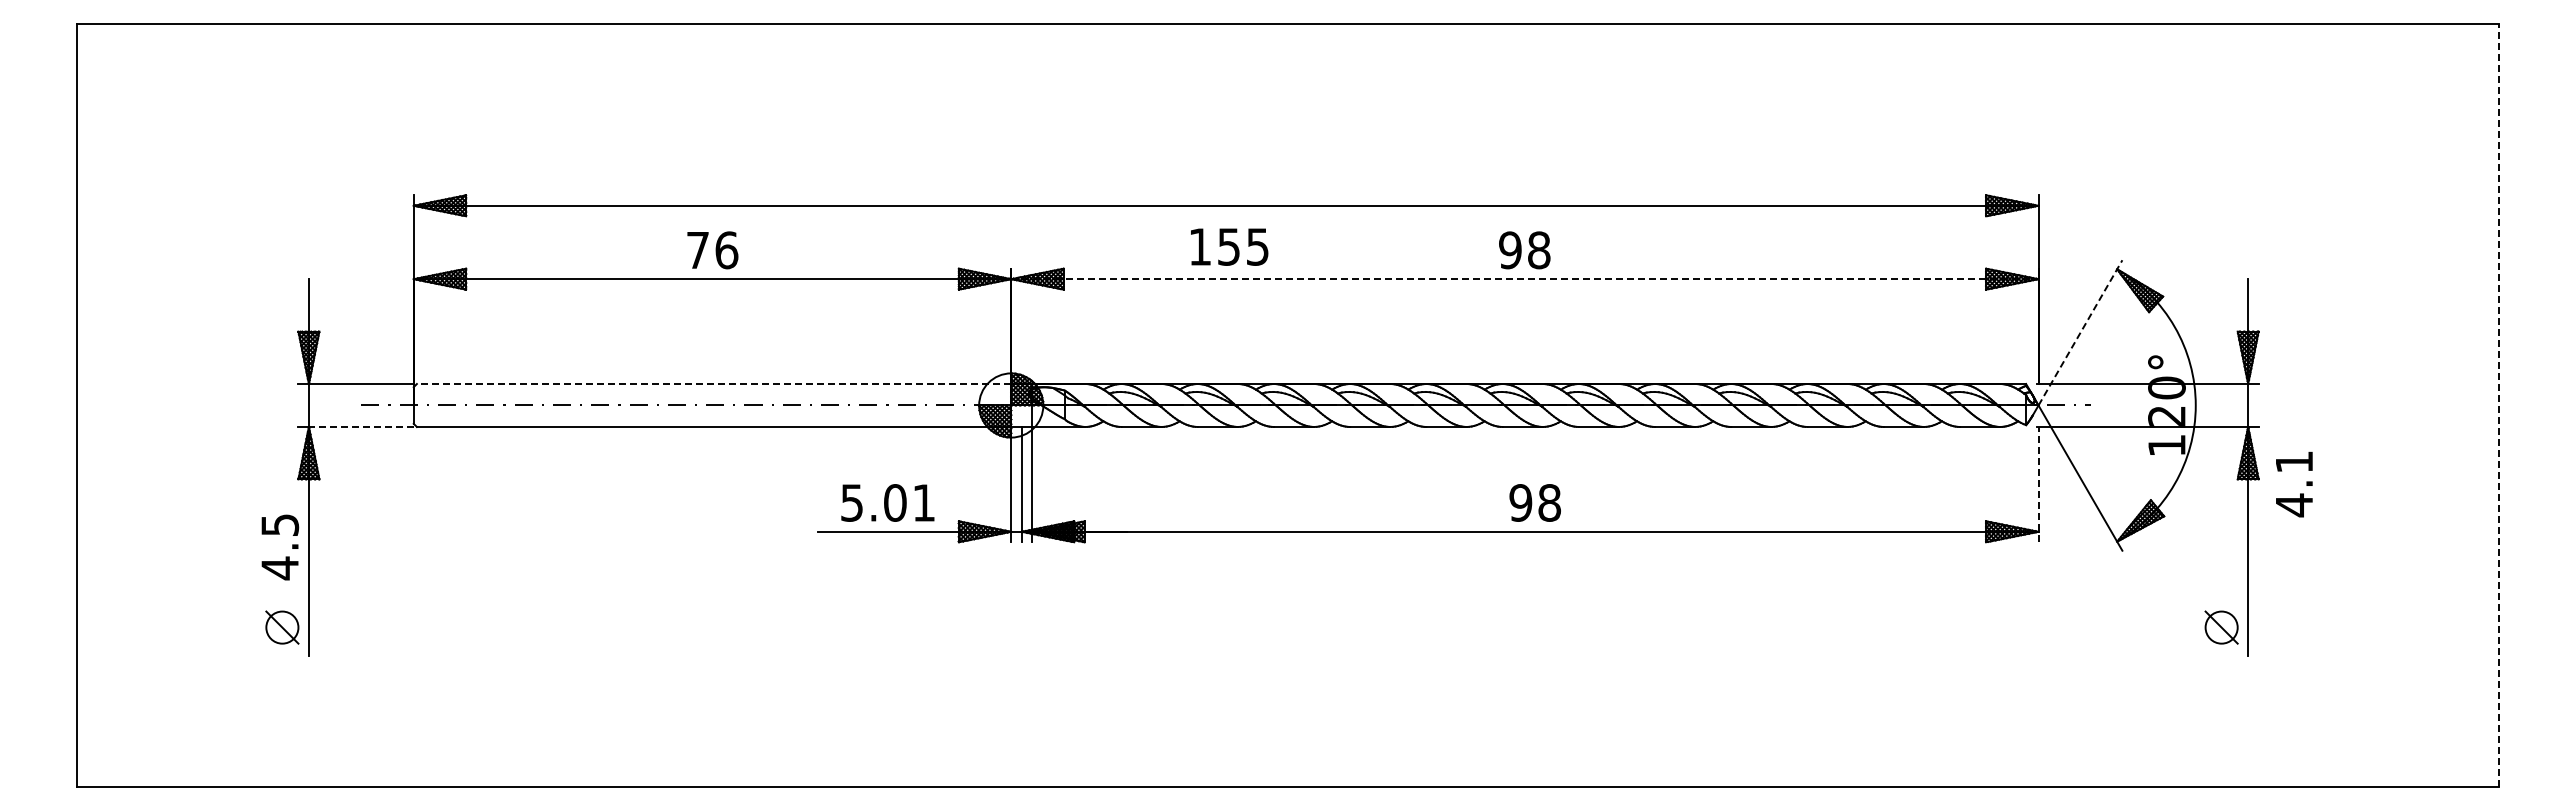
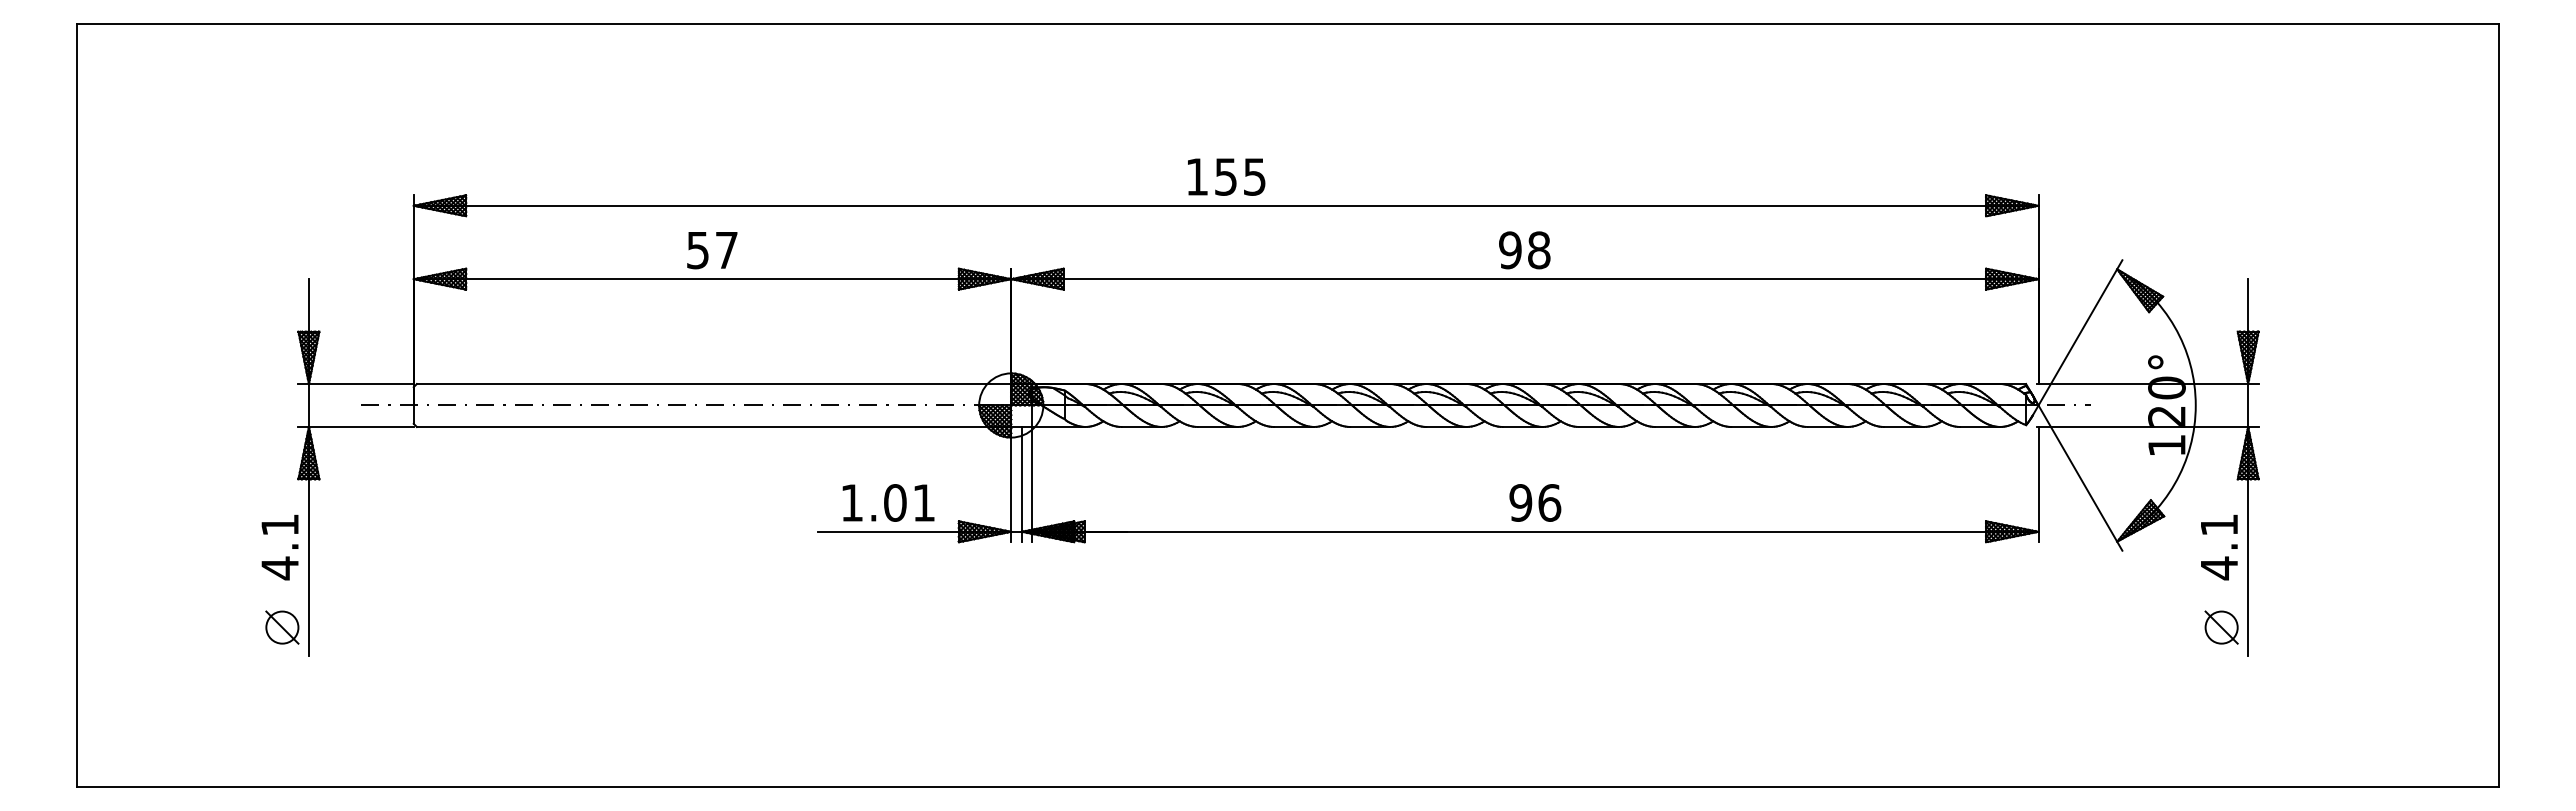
text position: (1229, 246) -> (1226, 176) (1226, 176)
text: 76 -> 57 (712, 250)
line: dashed -> solid (1524, 279)
line: dashed -> solid (2080, 332)
line: dashed -> solid (713, 384)
line: dashed -> solid (2498, 405)
line: dashed -> solid (360, 426)
line: dashed -> solid (2038, 484)
text position: (2294, 484) -> (2219, 547) (2219, 547)
text: 5.01 -> 1.01 (851, 502)
text: 98 -> 96 (1549, 502)
text: 4.5 -> 4.1 (280, 524)
